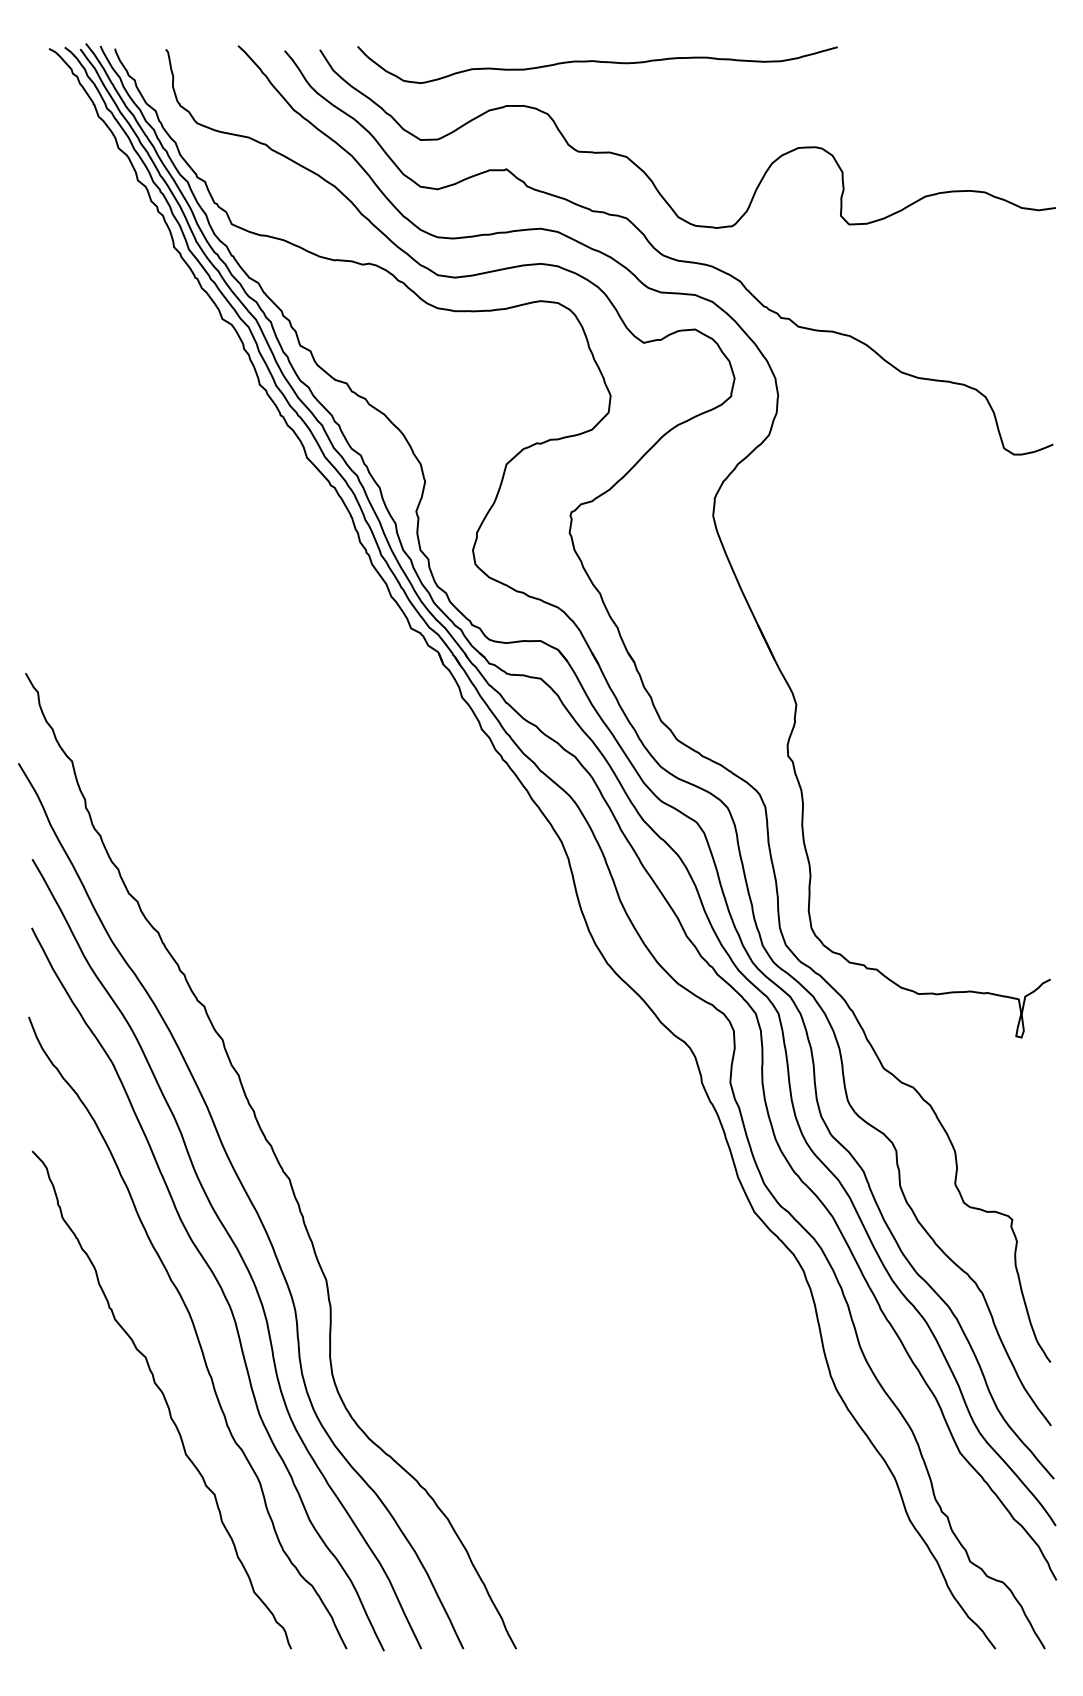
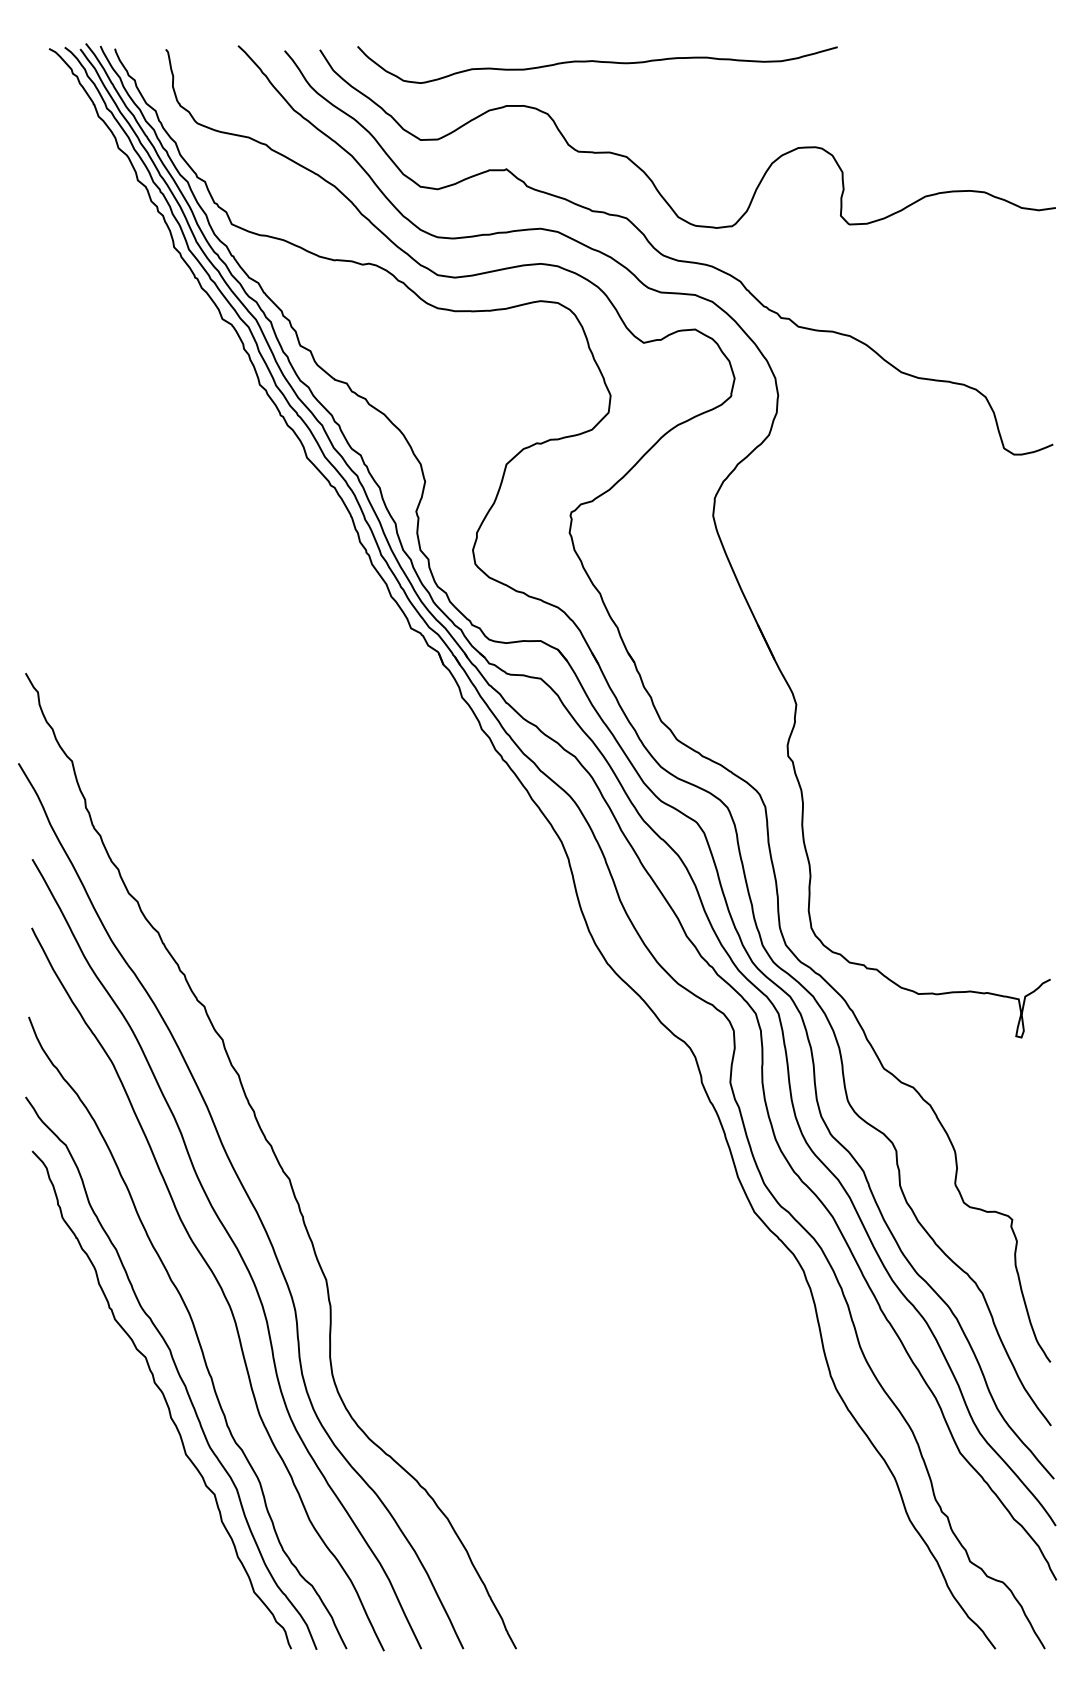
curve: none -> present (176, 1371)
